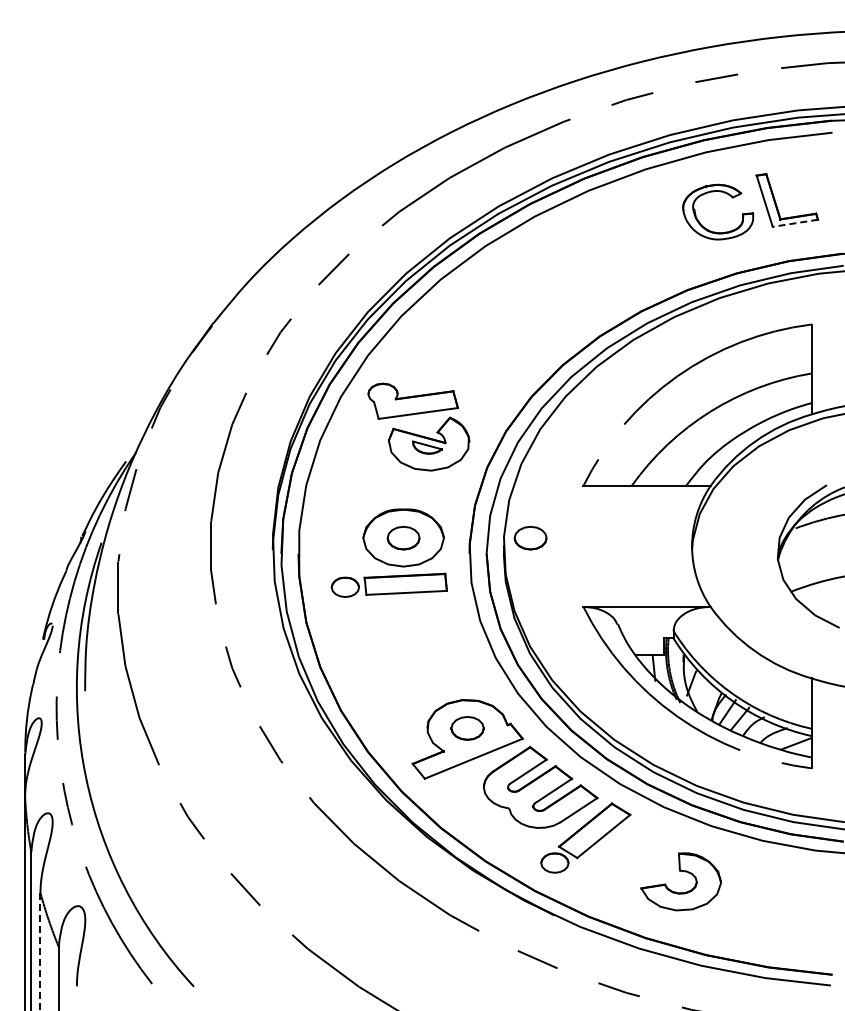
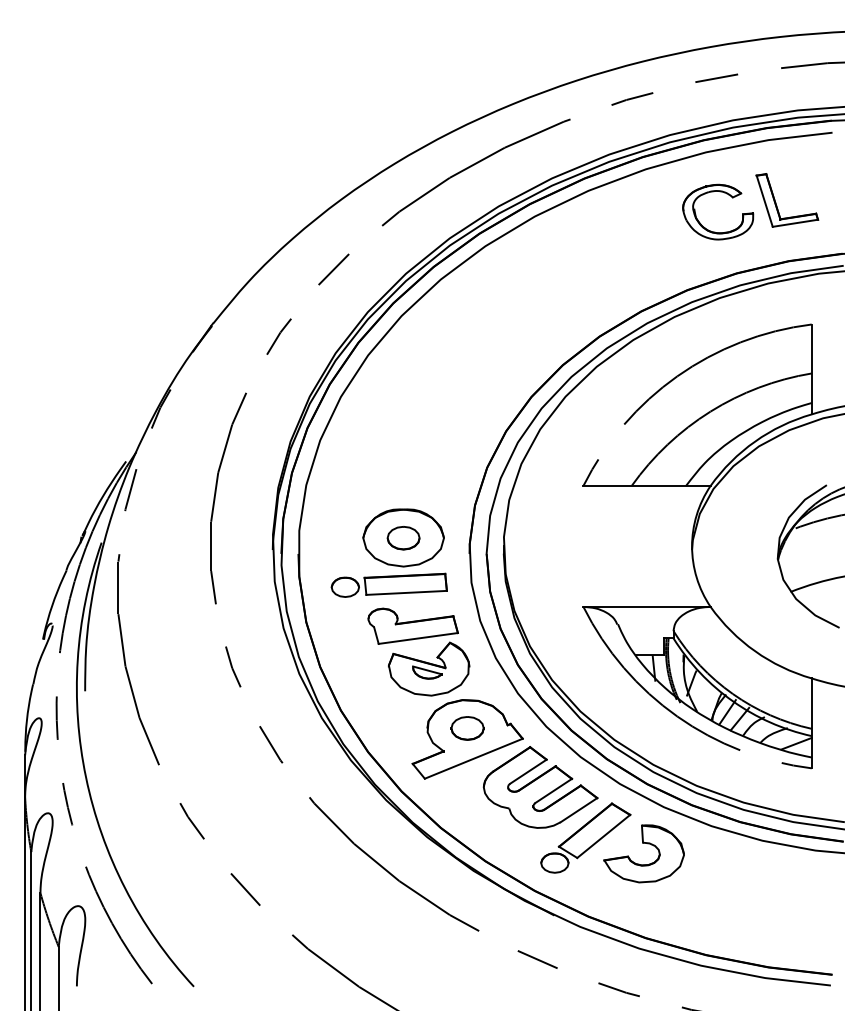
line: dashed -> solid (795, 223)
part position: (415, 433) -> (415, 658) (415, 658)
part: present -> none (530, 538)
part position: (684, 872) -> (647, 844) (647, 844)
line: dashed -> solid (40, 951)
